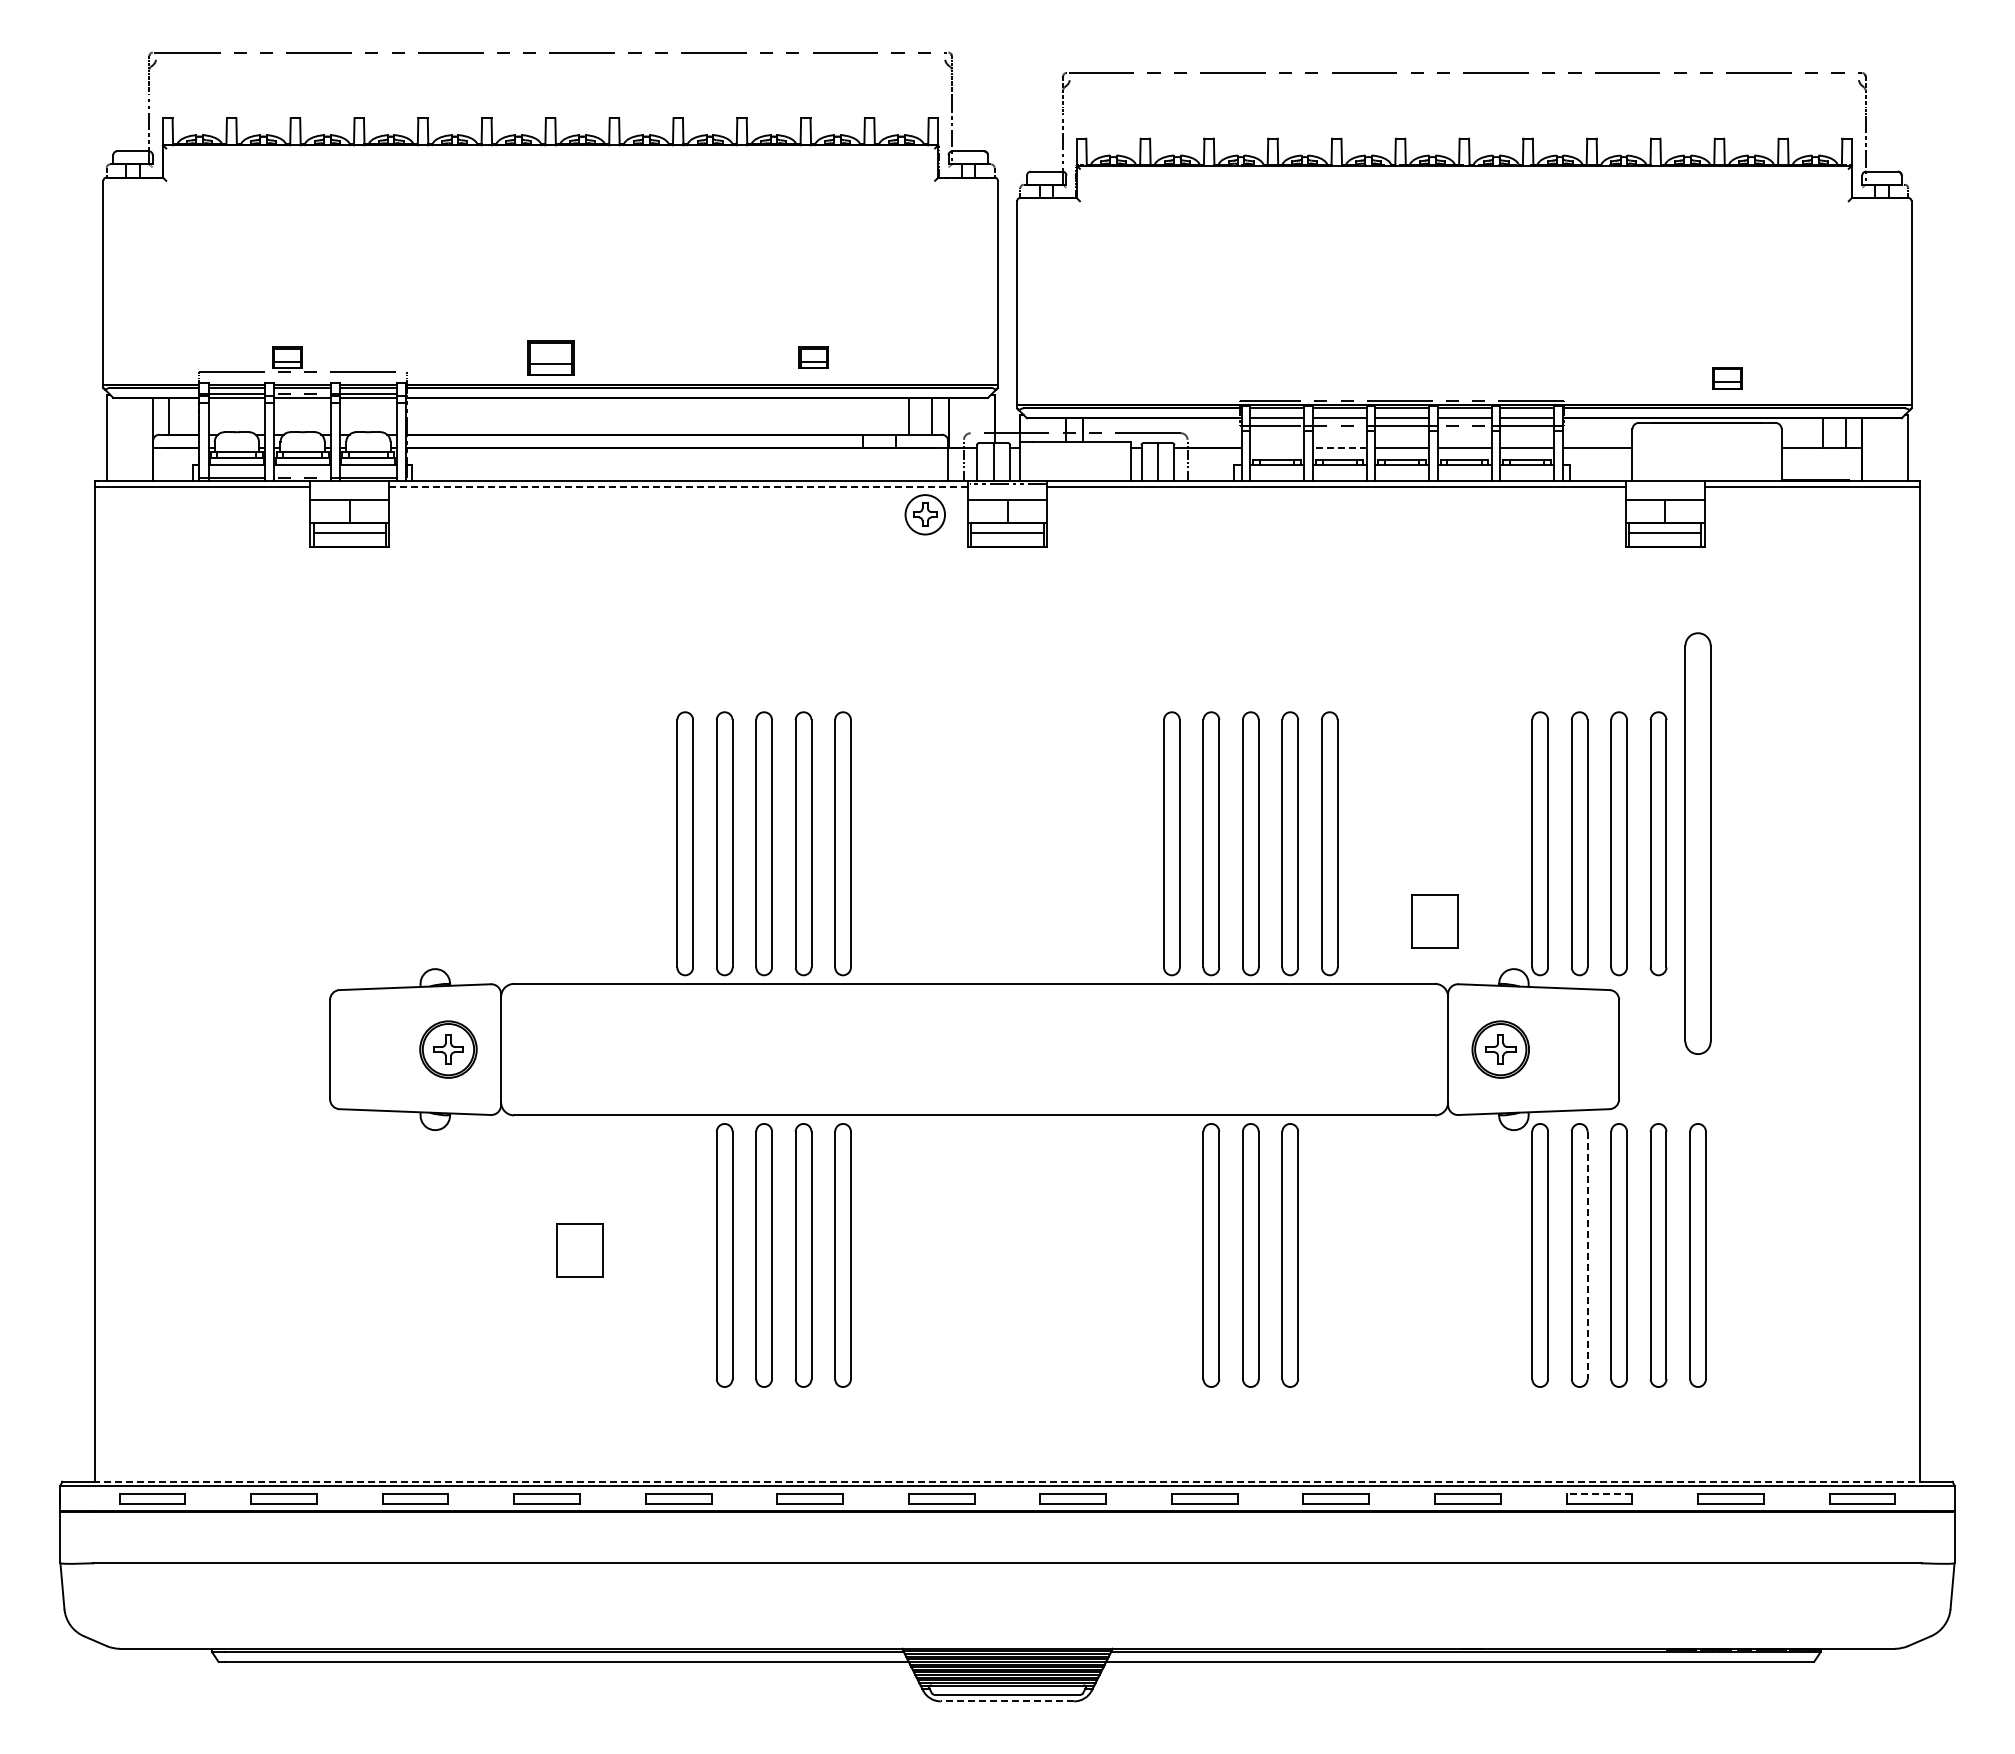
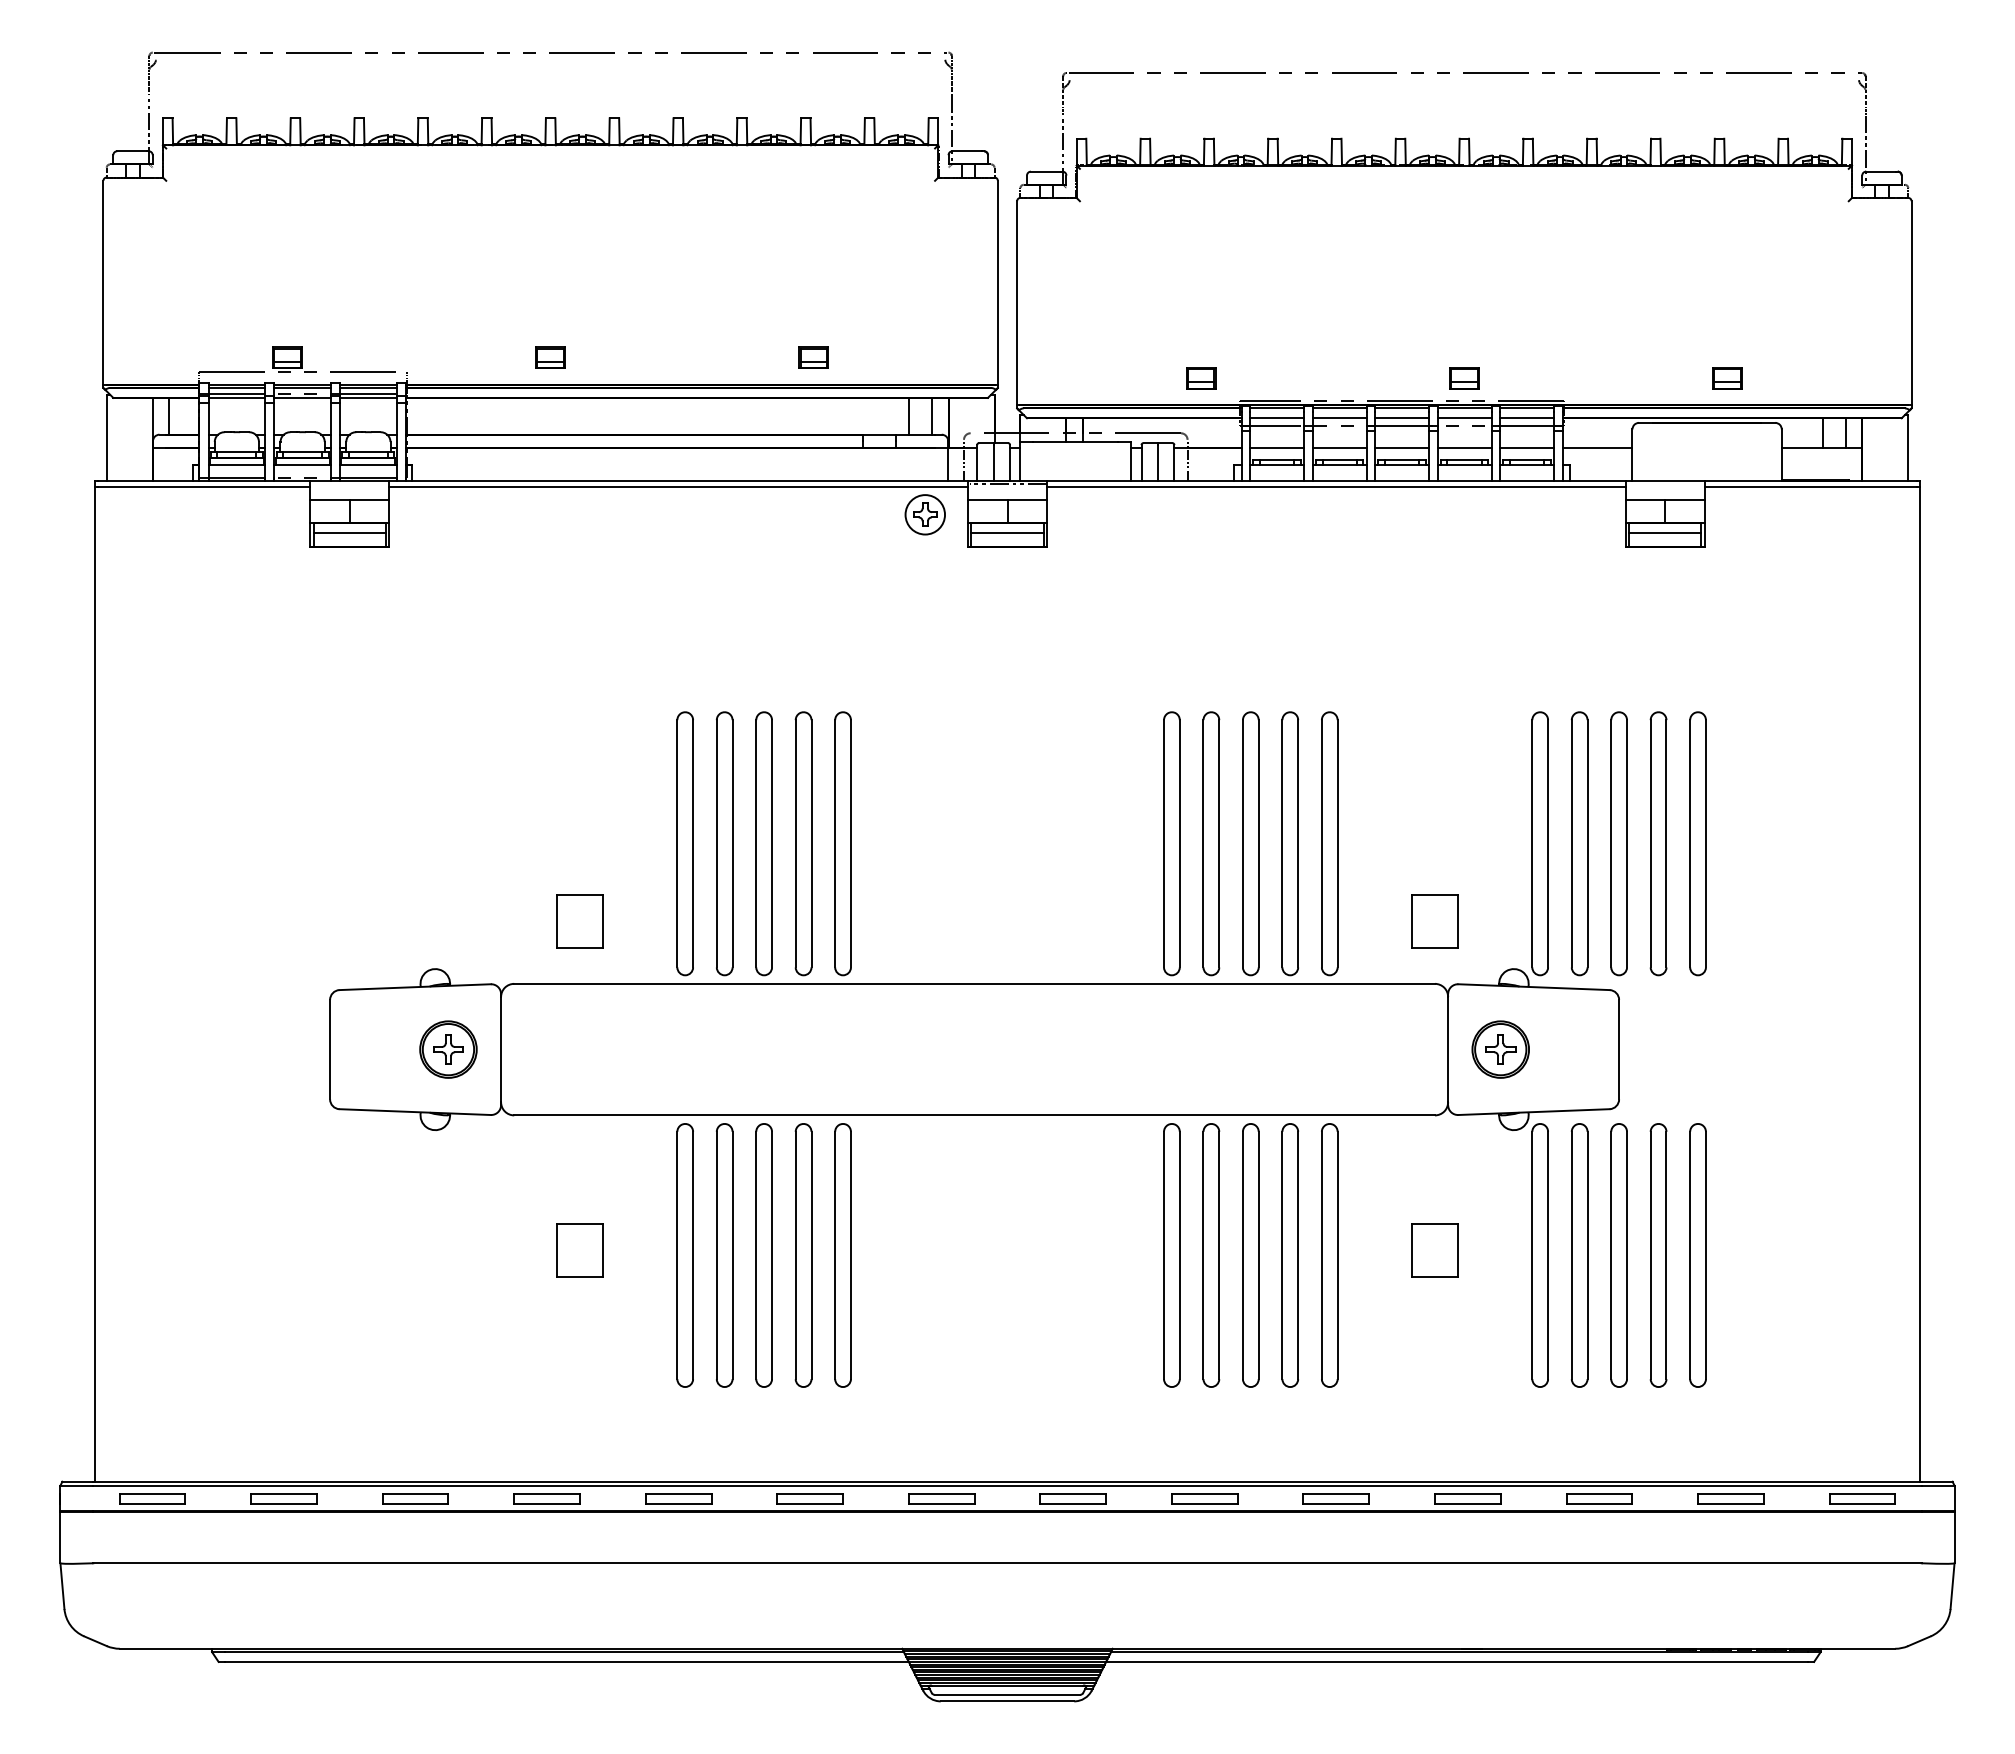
part size: 48x36 px -> 31x23 px (550, 357)
part: none -> present (1201, 378)
part: none -> present (1464, 378)
line: none -> present (1277, 447)
line: dashed -> solid (1339, 447)
line: dashed -> solid (679, 487)
part size: 28x423 px -> 18x266 px (1697, 843)
part: none -> present (579, 921)
part: none -> present (1434, 1250)
part: none -> present (684, 1255)
part: none -> present (1171, 1255)
part: none -> present (1329, 1255)
line: dashed -> solid (1587, 1255)
line: dashed -> solid (1007, 1481)
line: dashed -> solid (1599, 1493)
line: dashed -> solid (1007, 1701)
